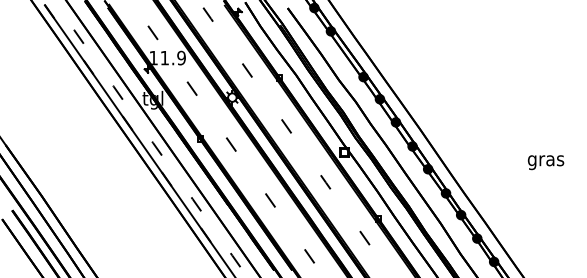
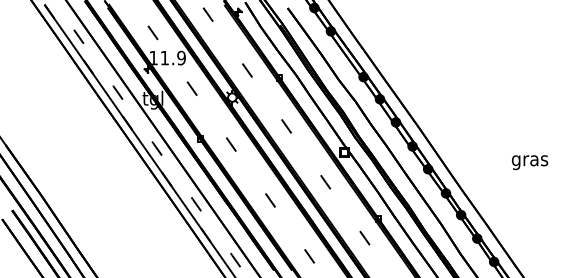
text position: (545, 162) -> (529, 162) (529, 162)
